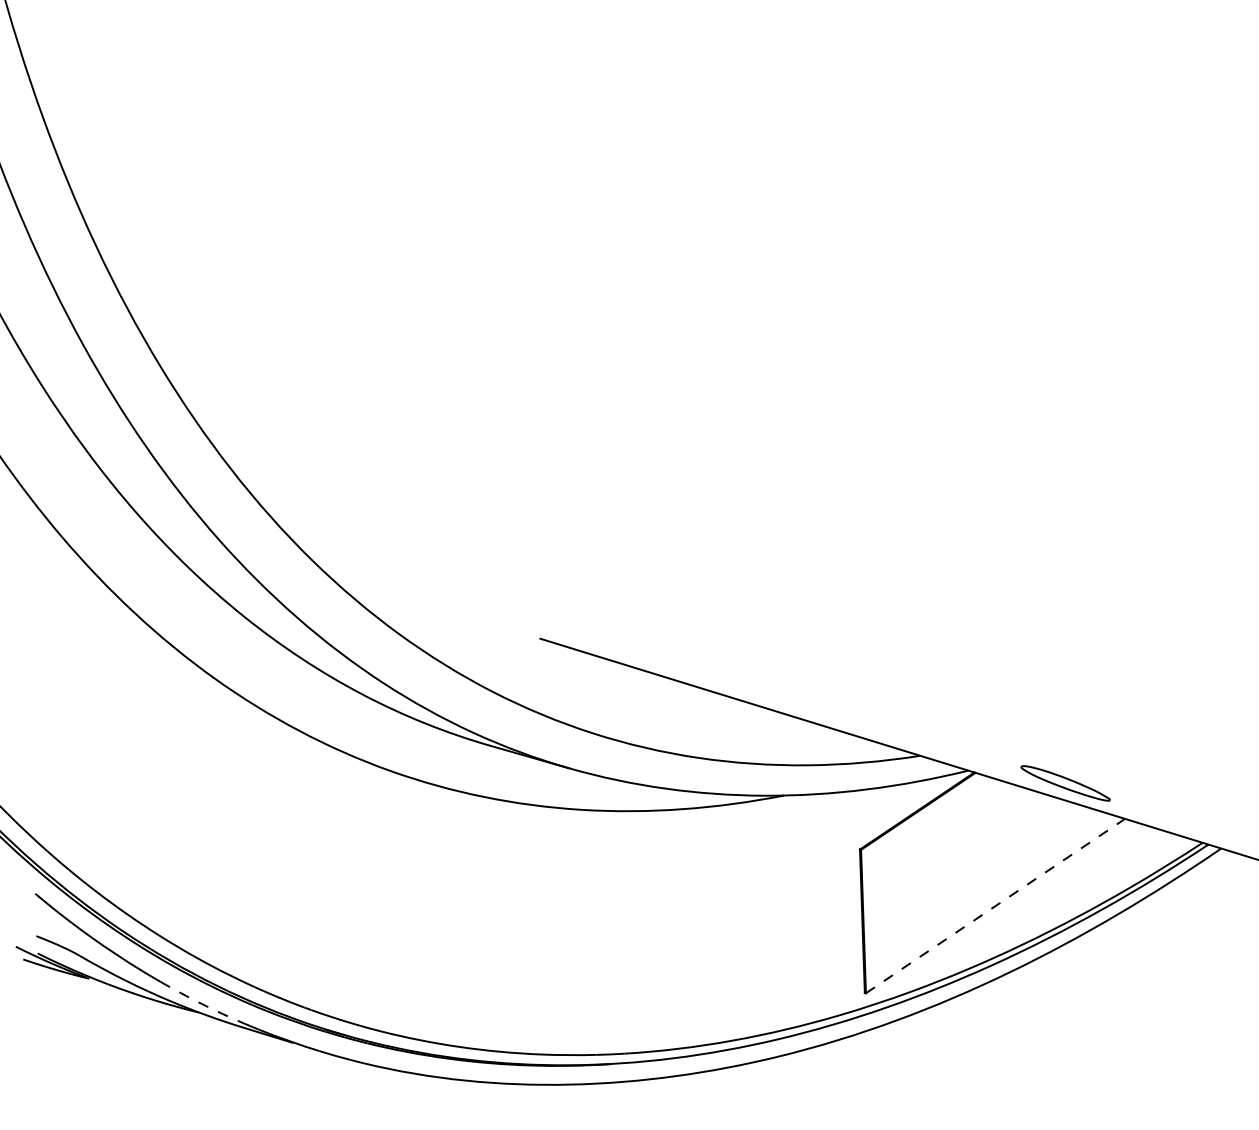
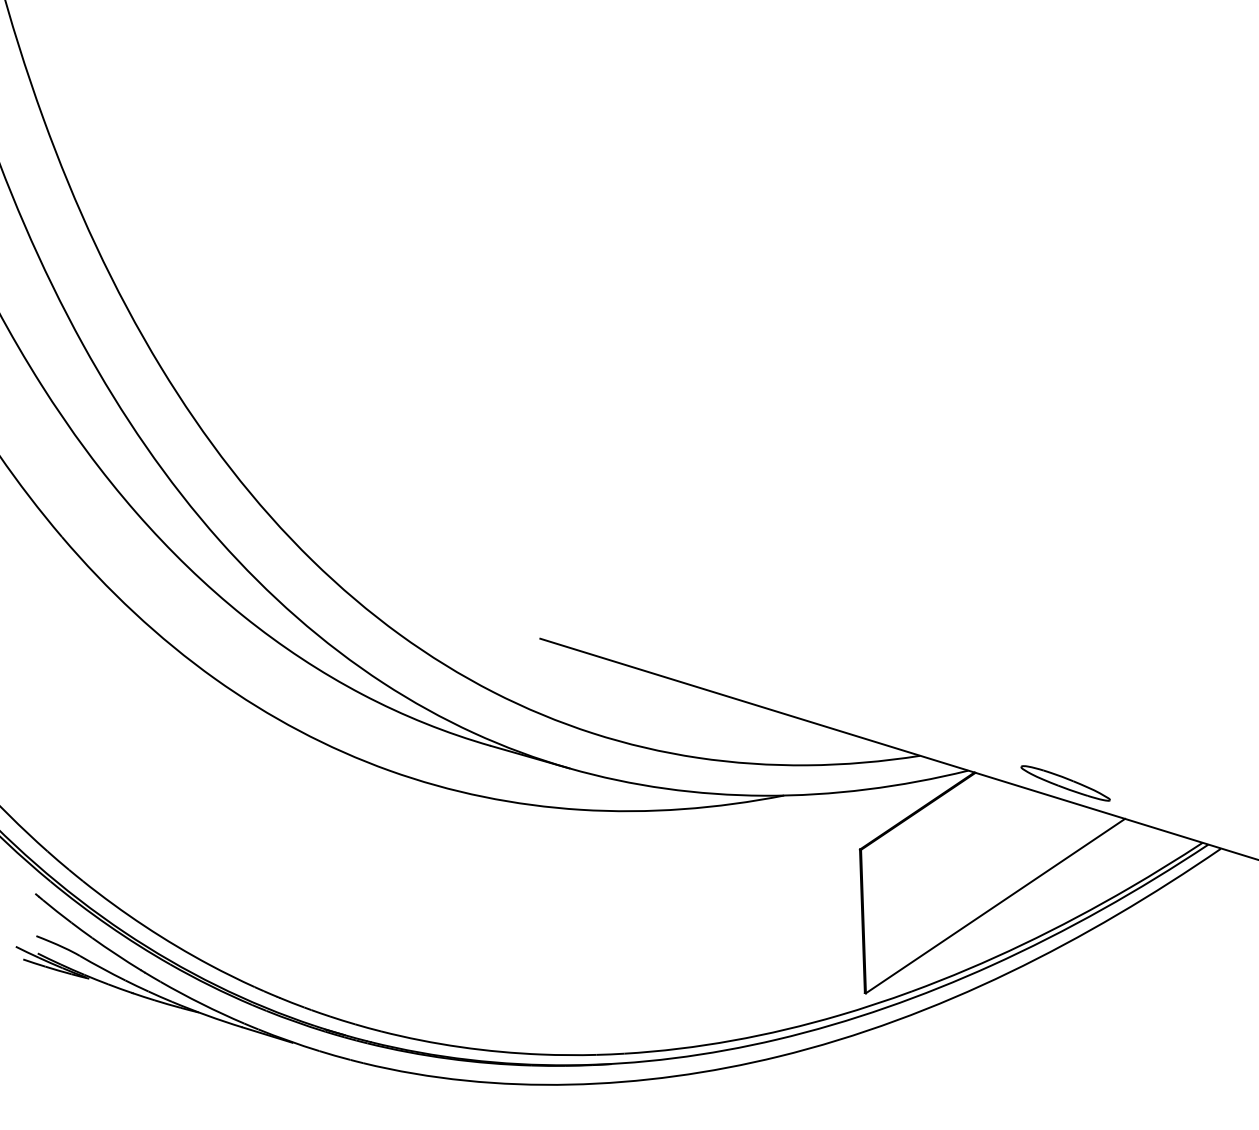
line: dashed -> solid (995, 905)
arc: dashed -> solid (201, 1003)
